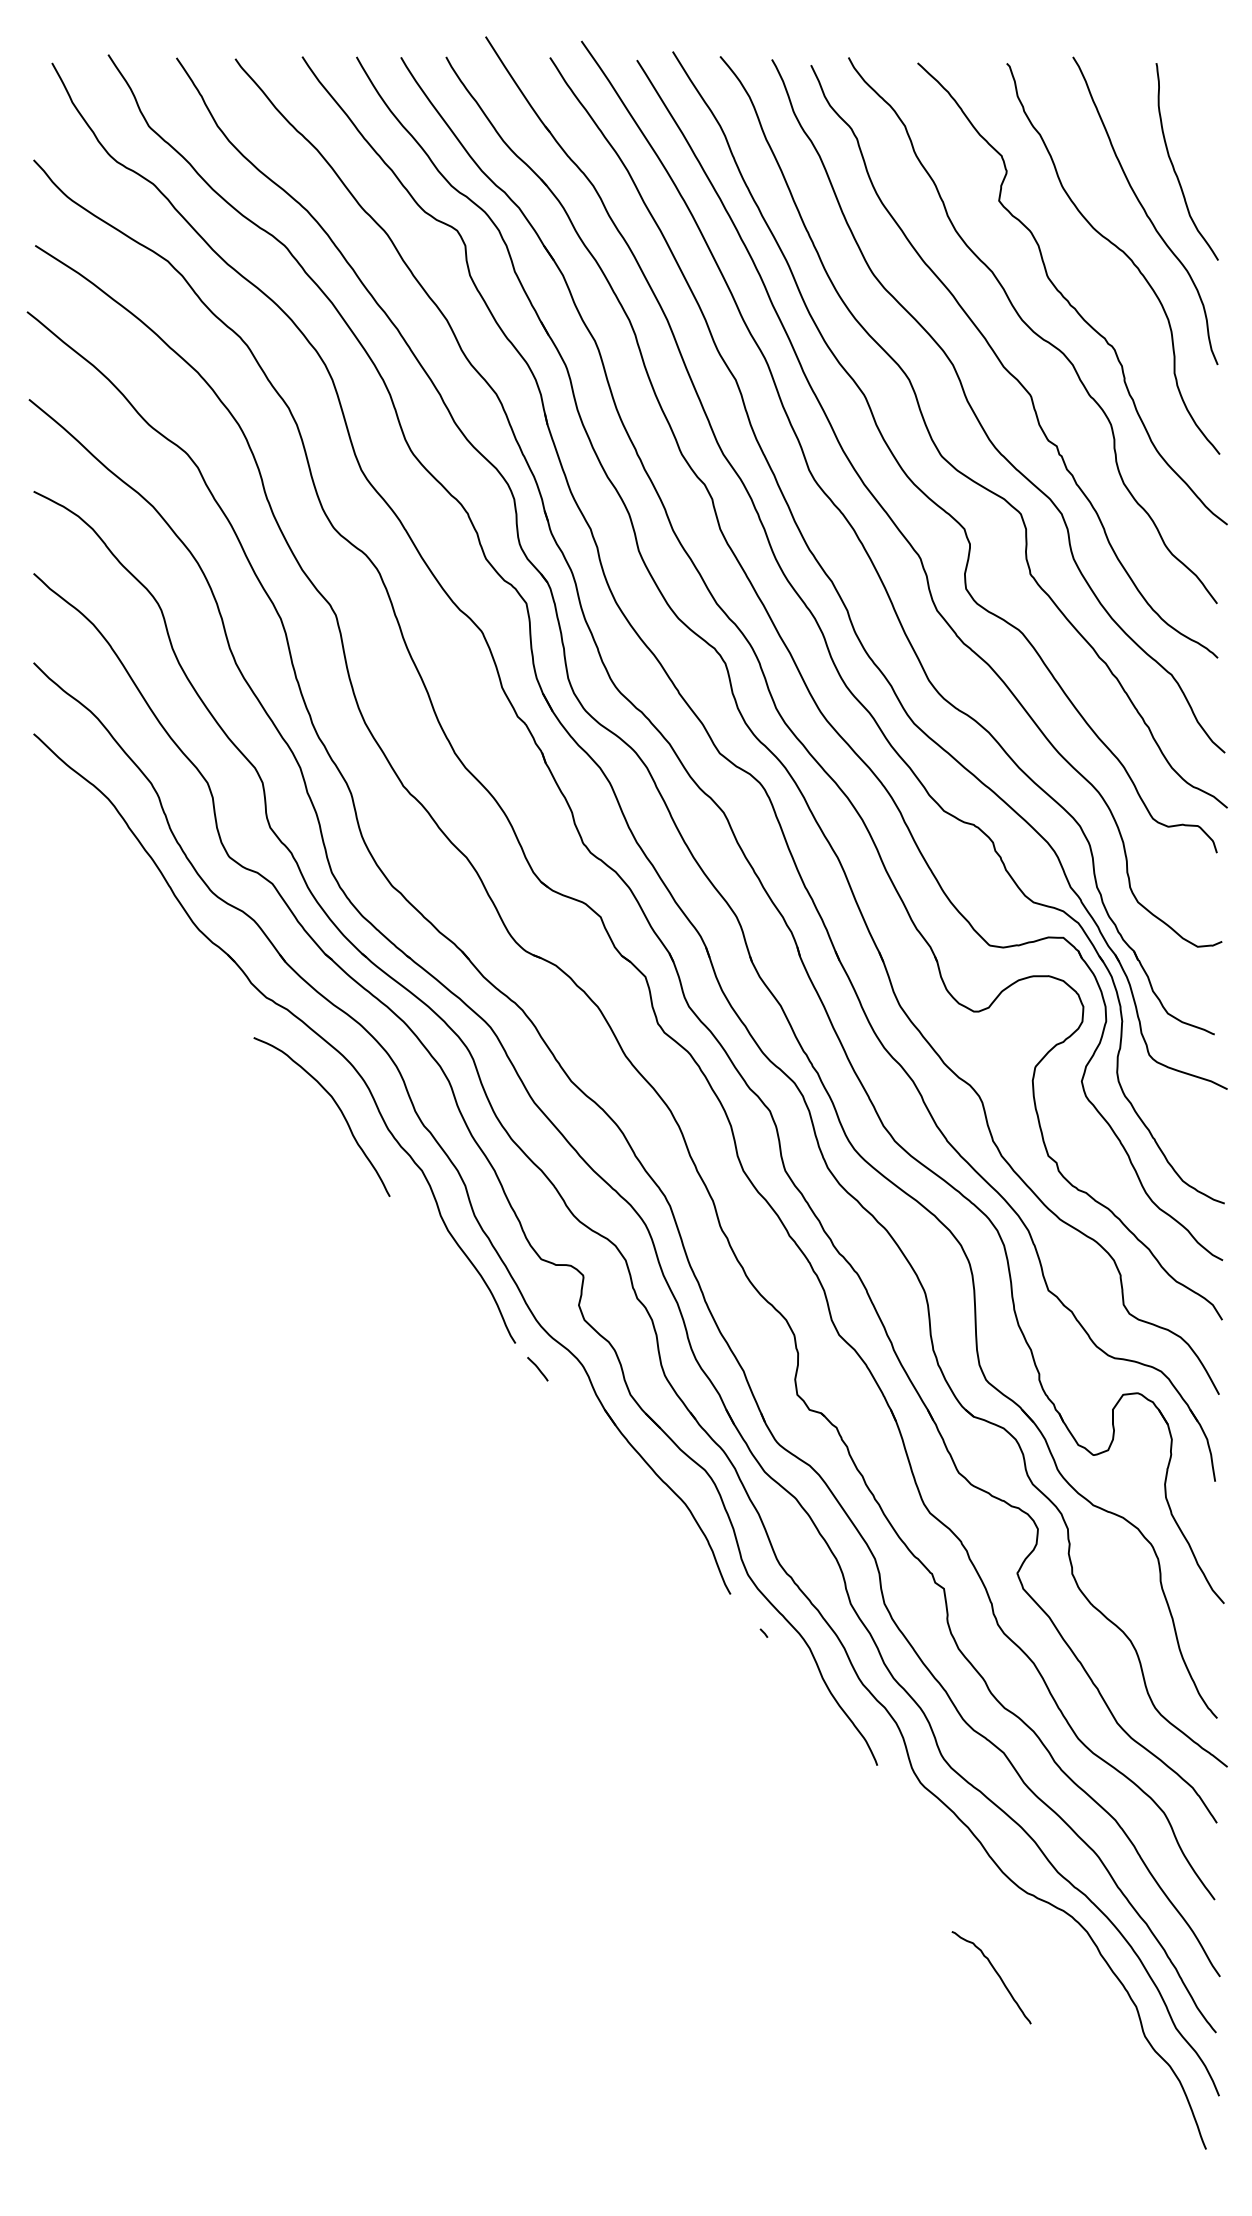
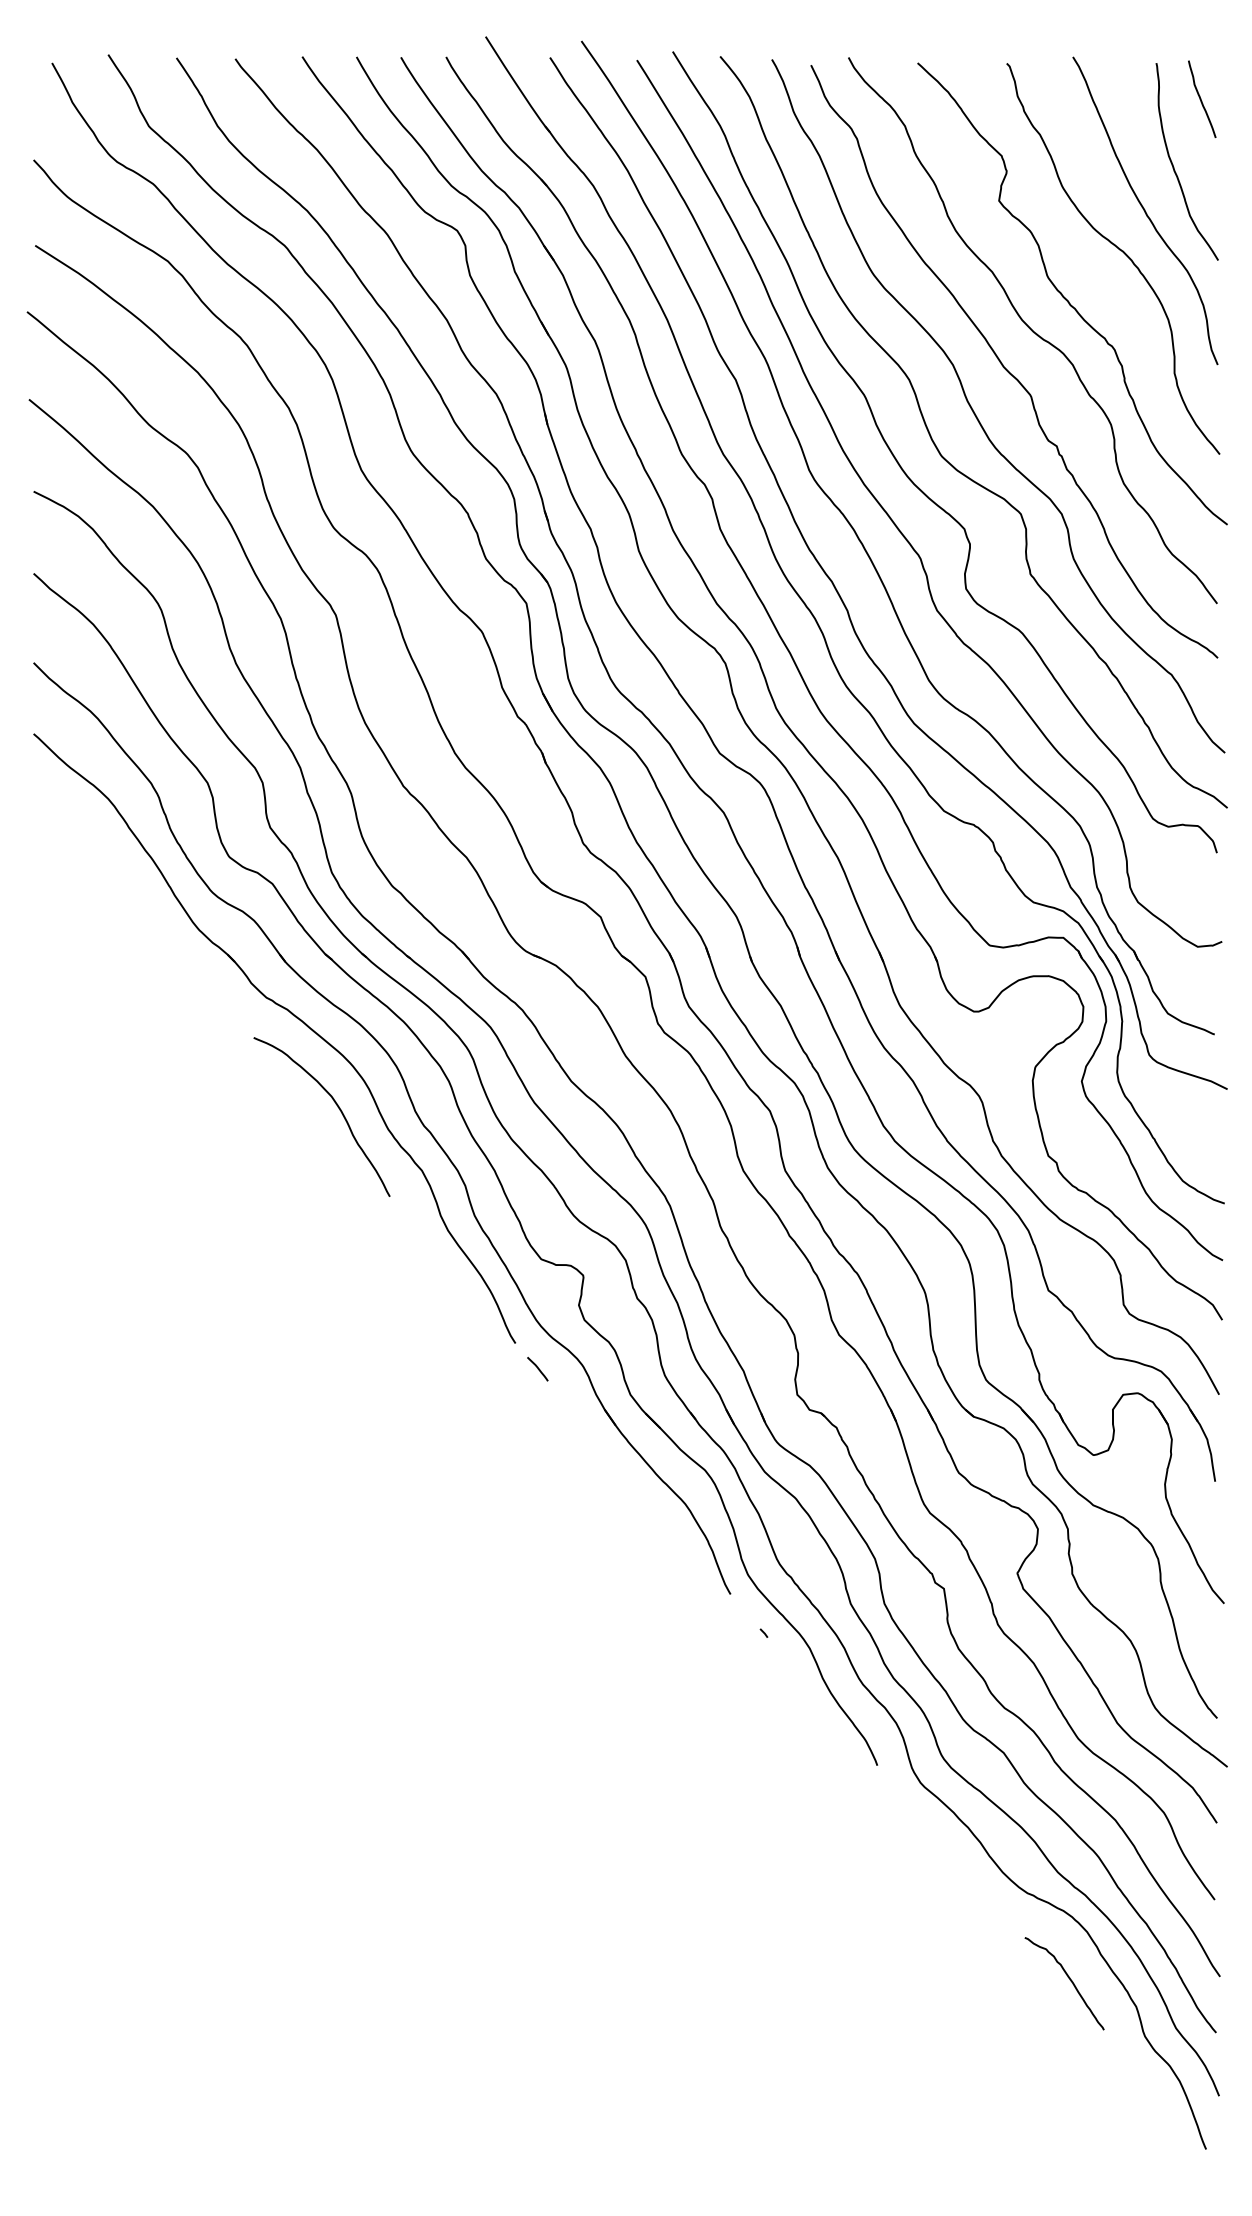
curve: none -> present (1201, 99)
curve position: (997, 1975) -> (1070, 1981) (1070, 1981)
